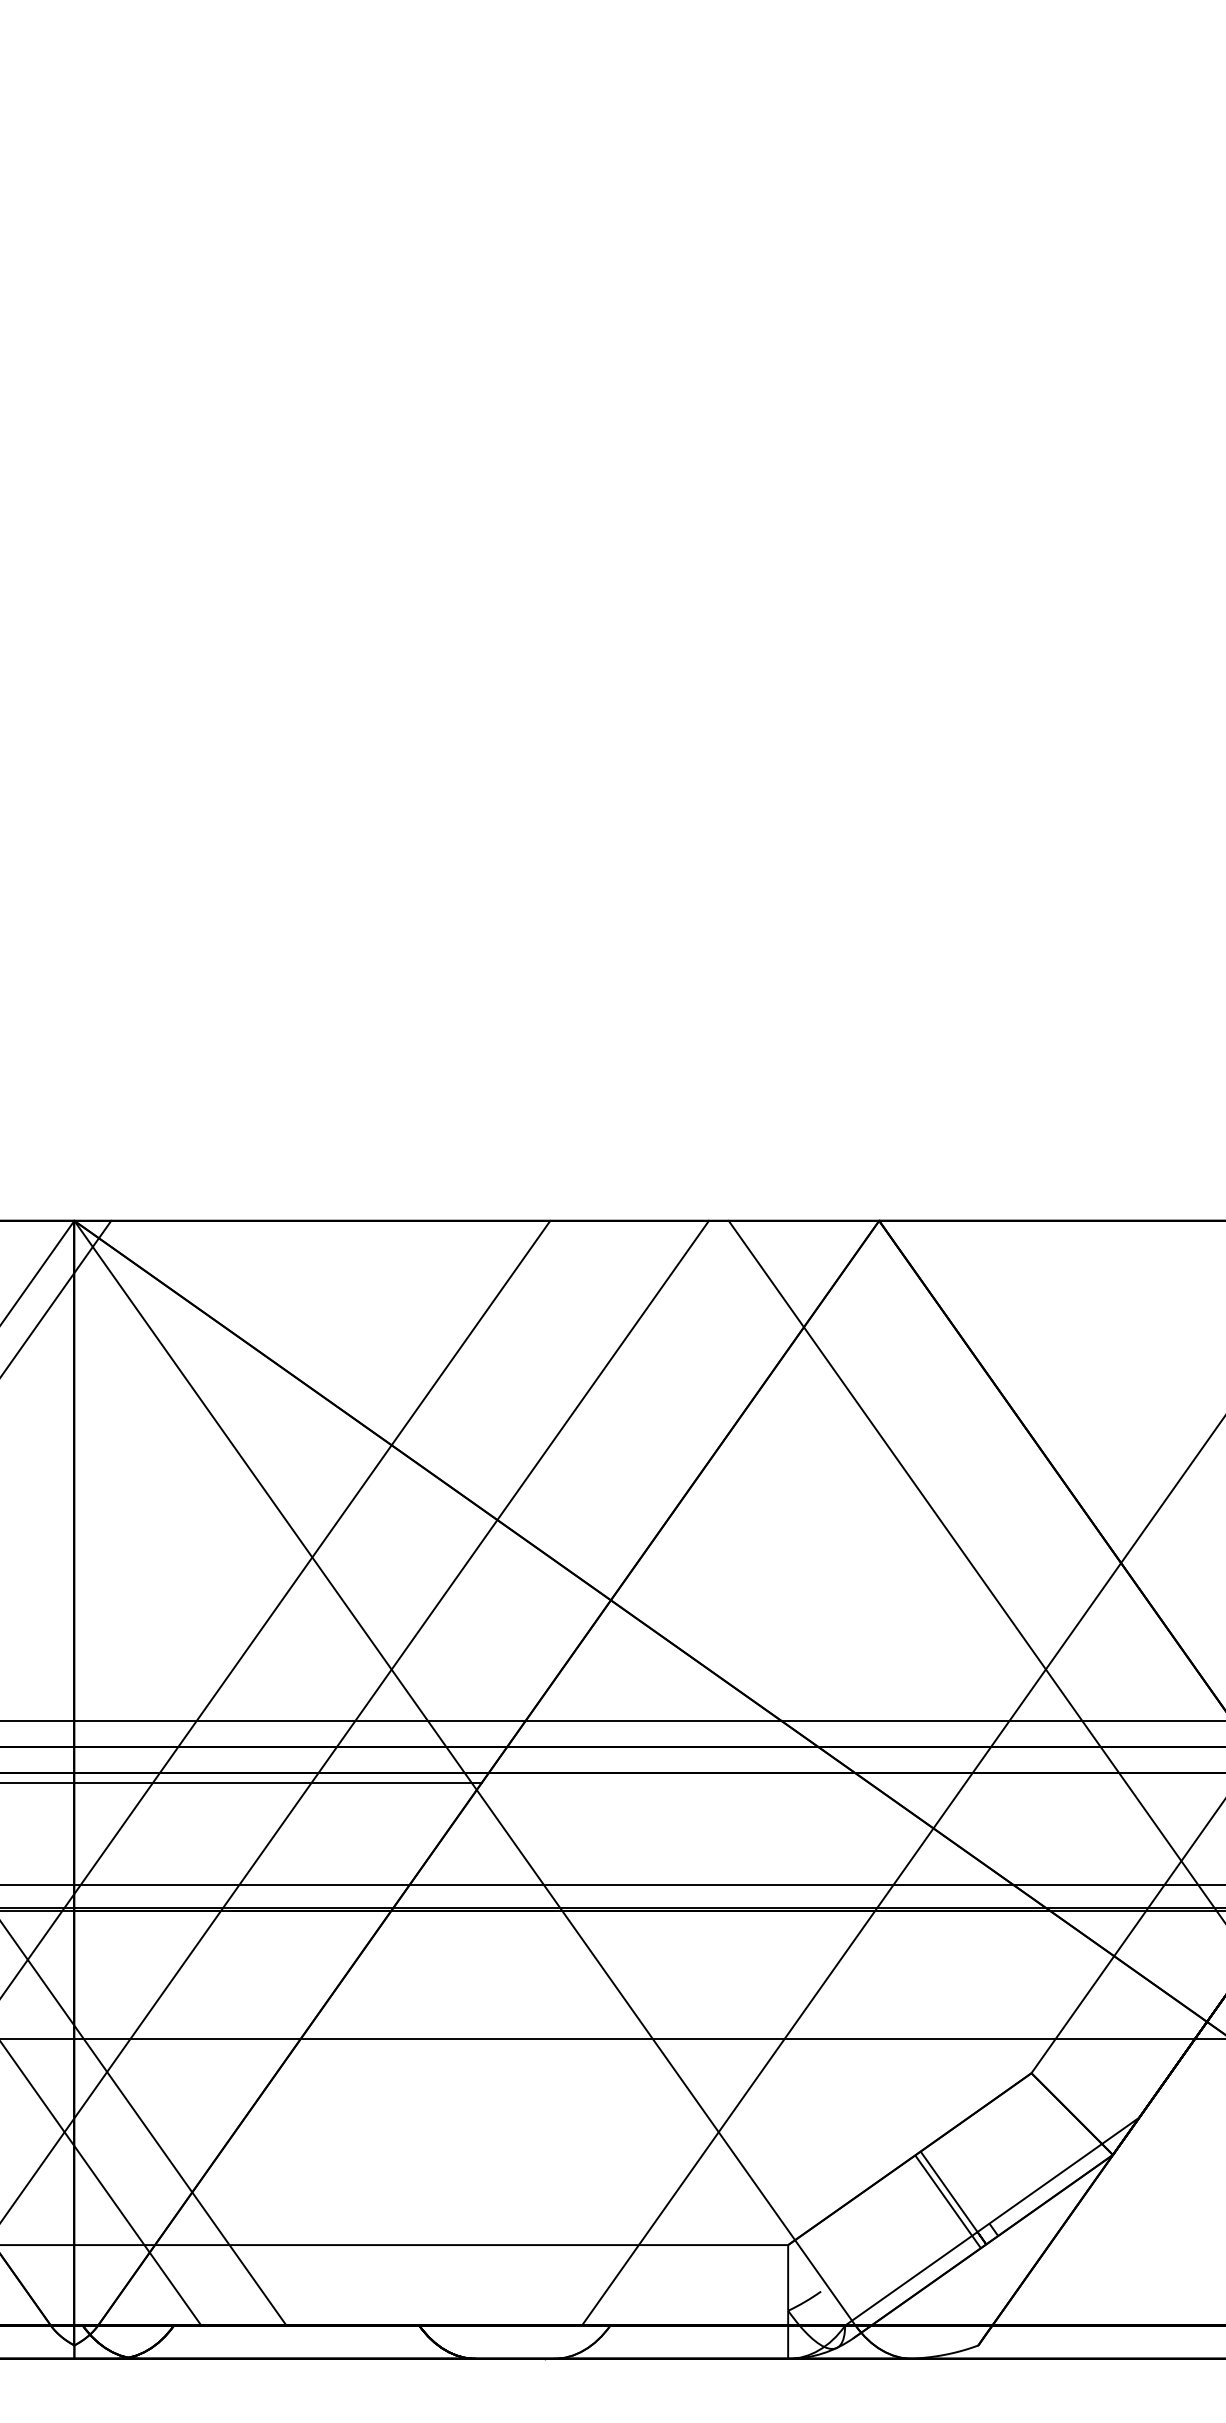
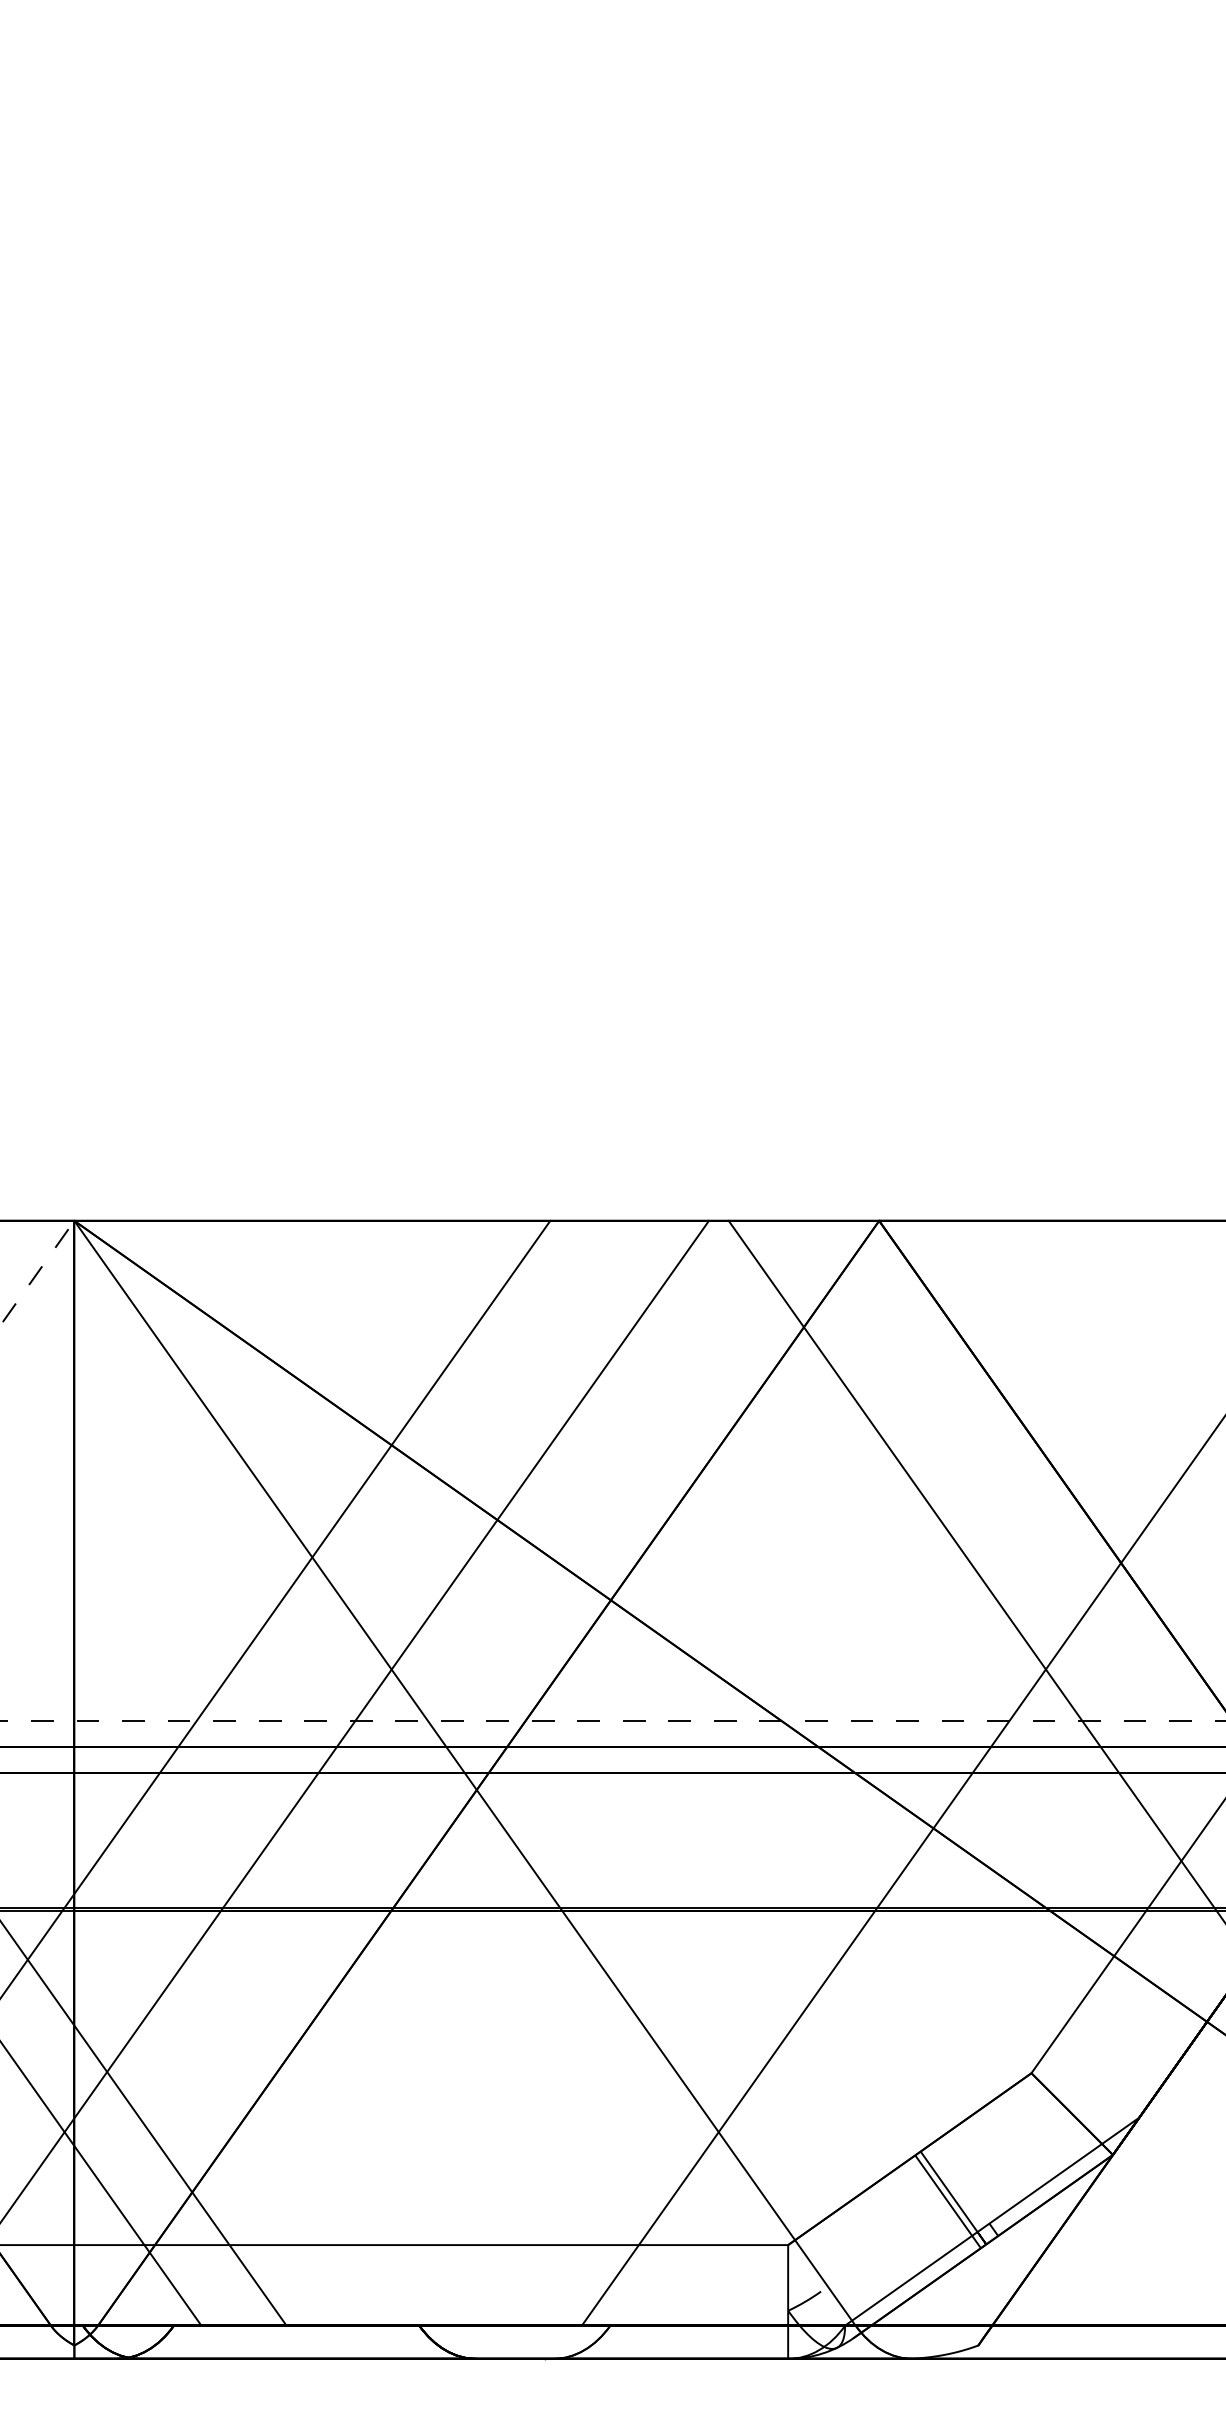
line: solid -> dashed (37, 1273)
line: present -> none (56, 1297)
line: solid -> dashed (612, 1721)
line: present -> none (241, 1783)
line: present -> none (612, 1885)
line: present -> none (612, 2039)
